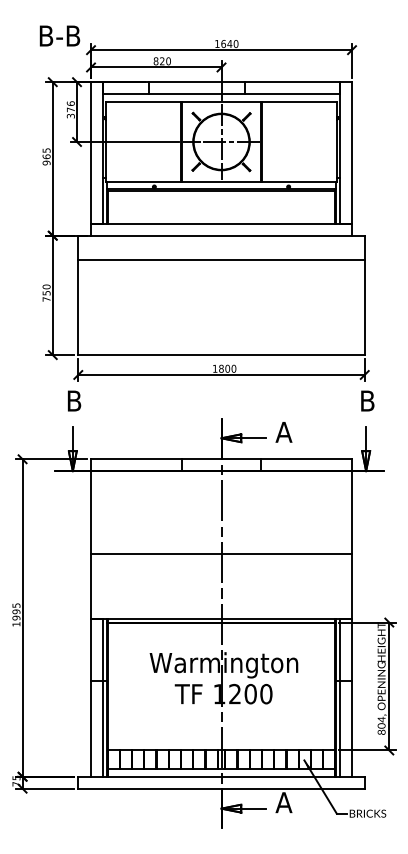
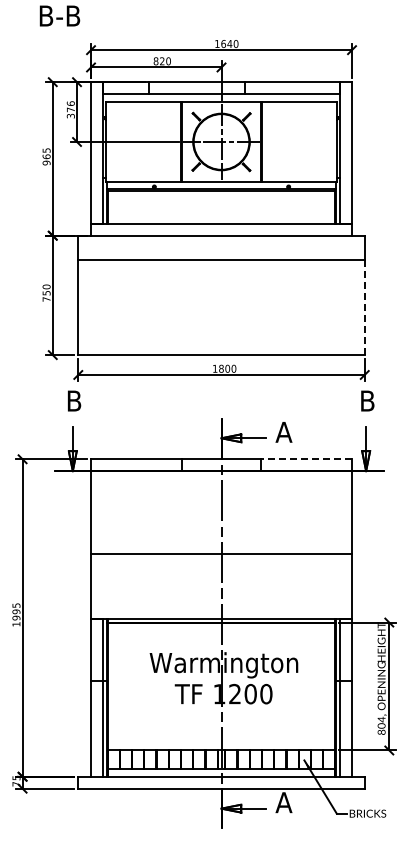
text position: (59, 35) -> (59, 15) (59, 15)
line: solid -> dashed (364, 307)
line: solid -> dashed (306, 459)
